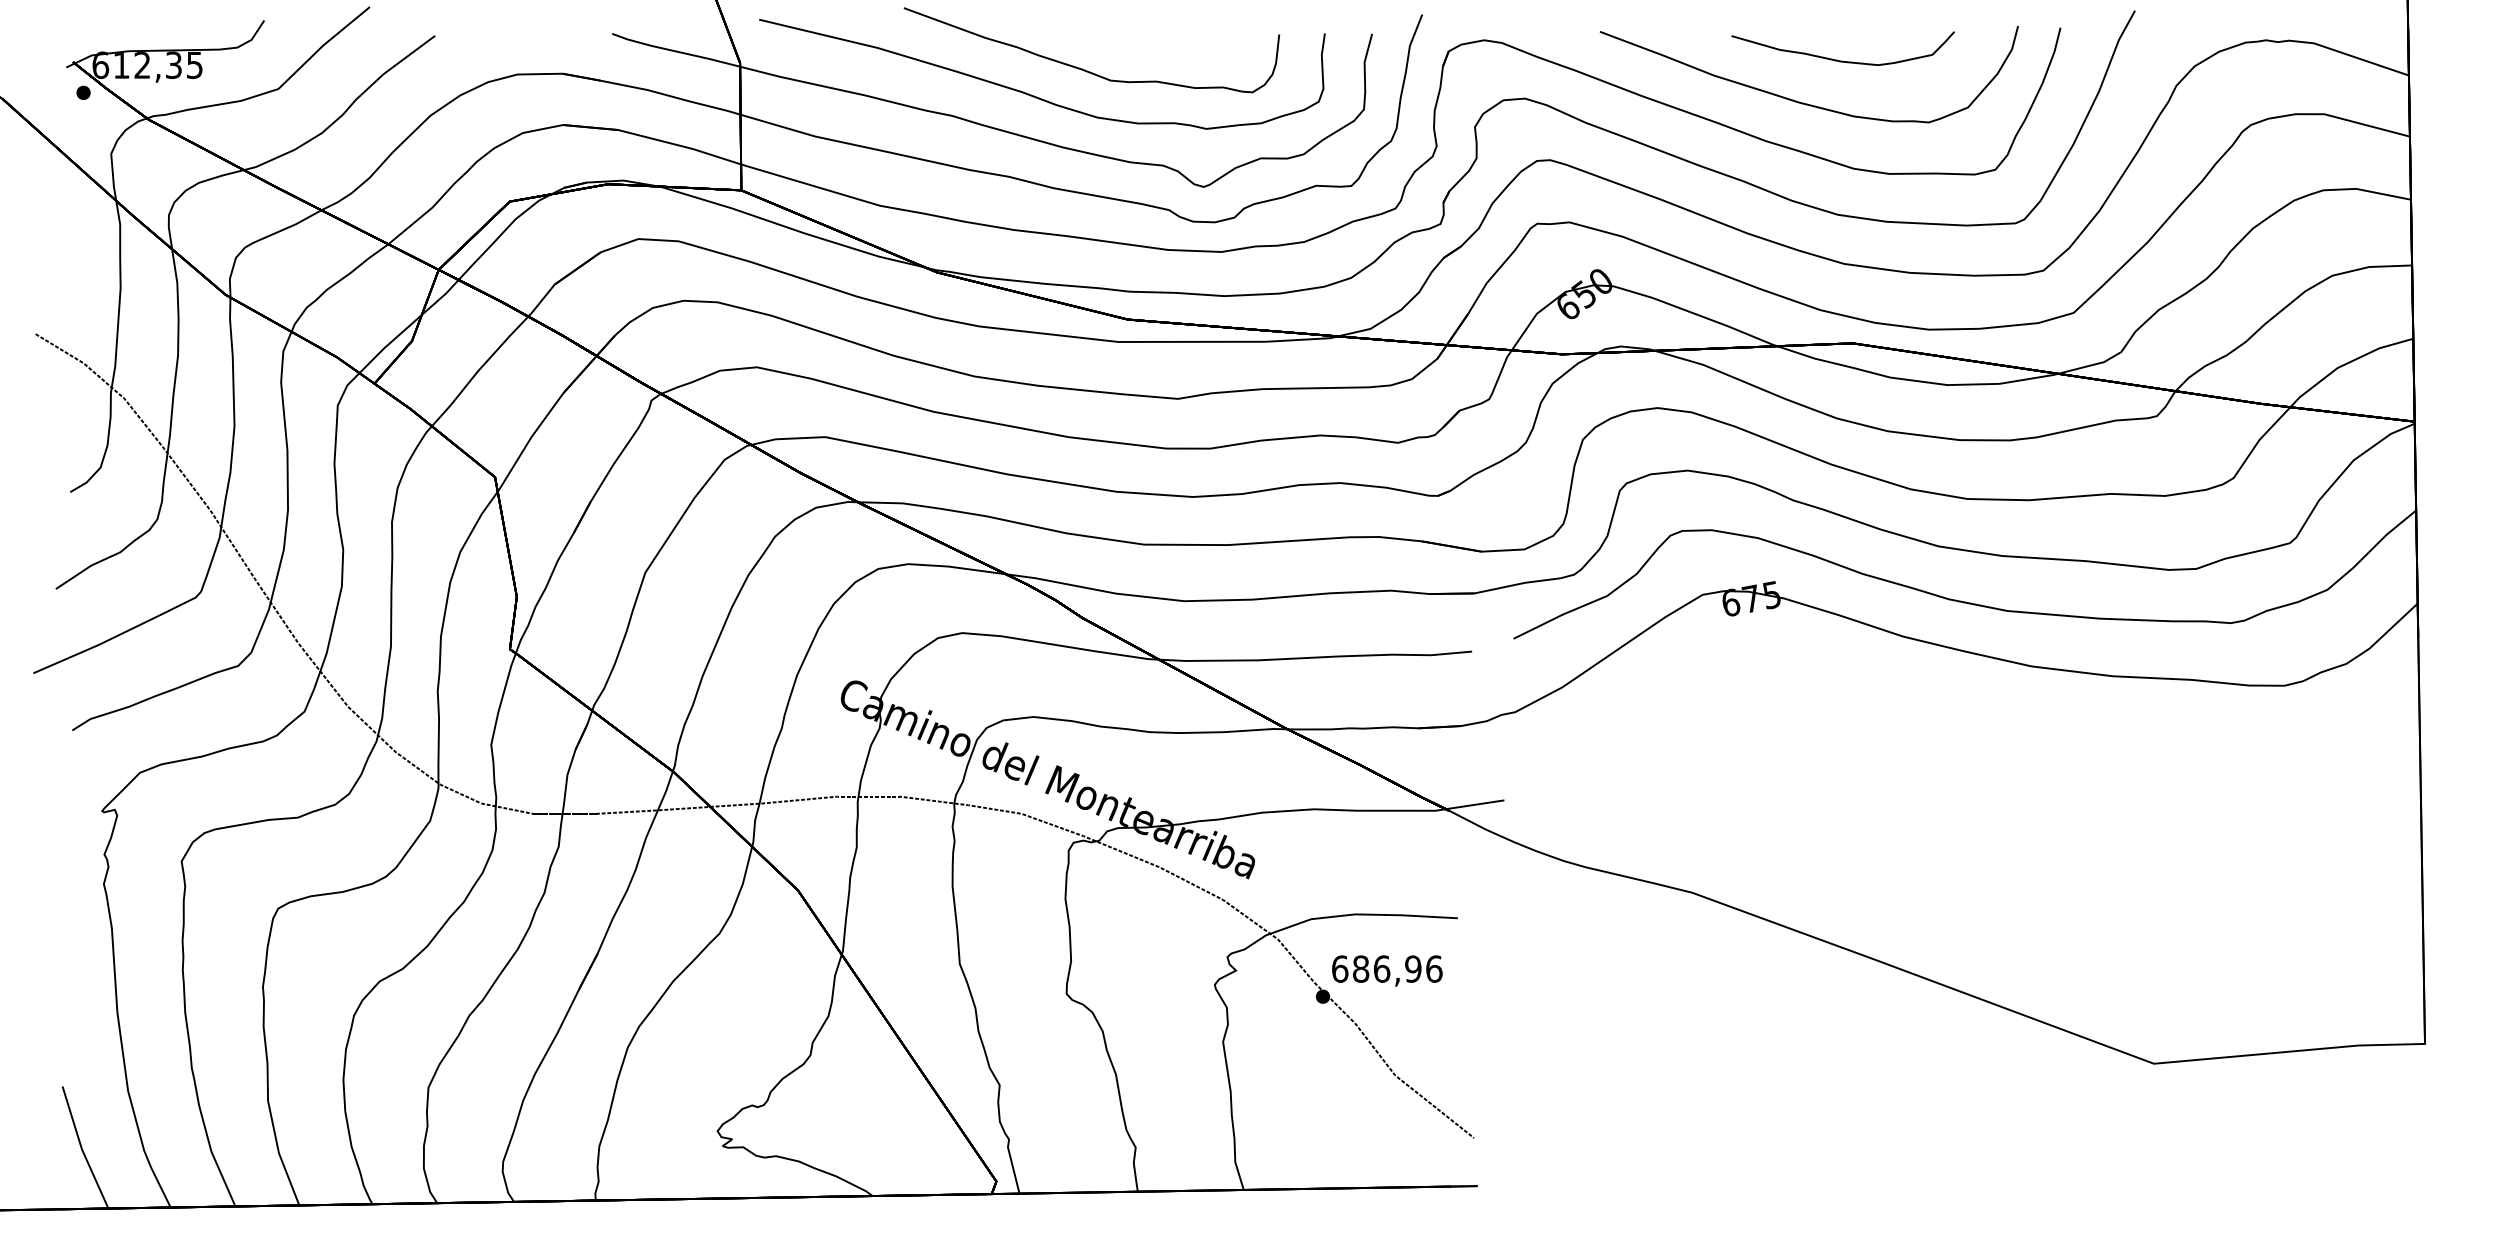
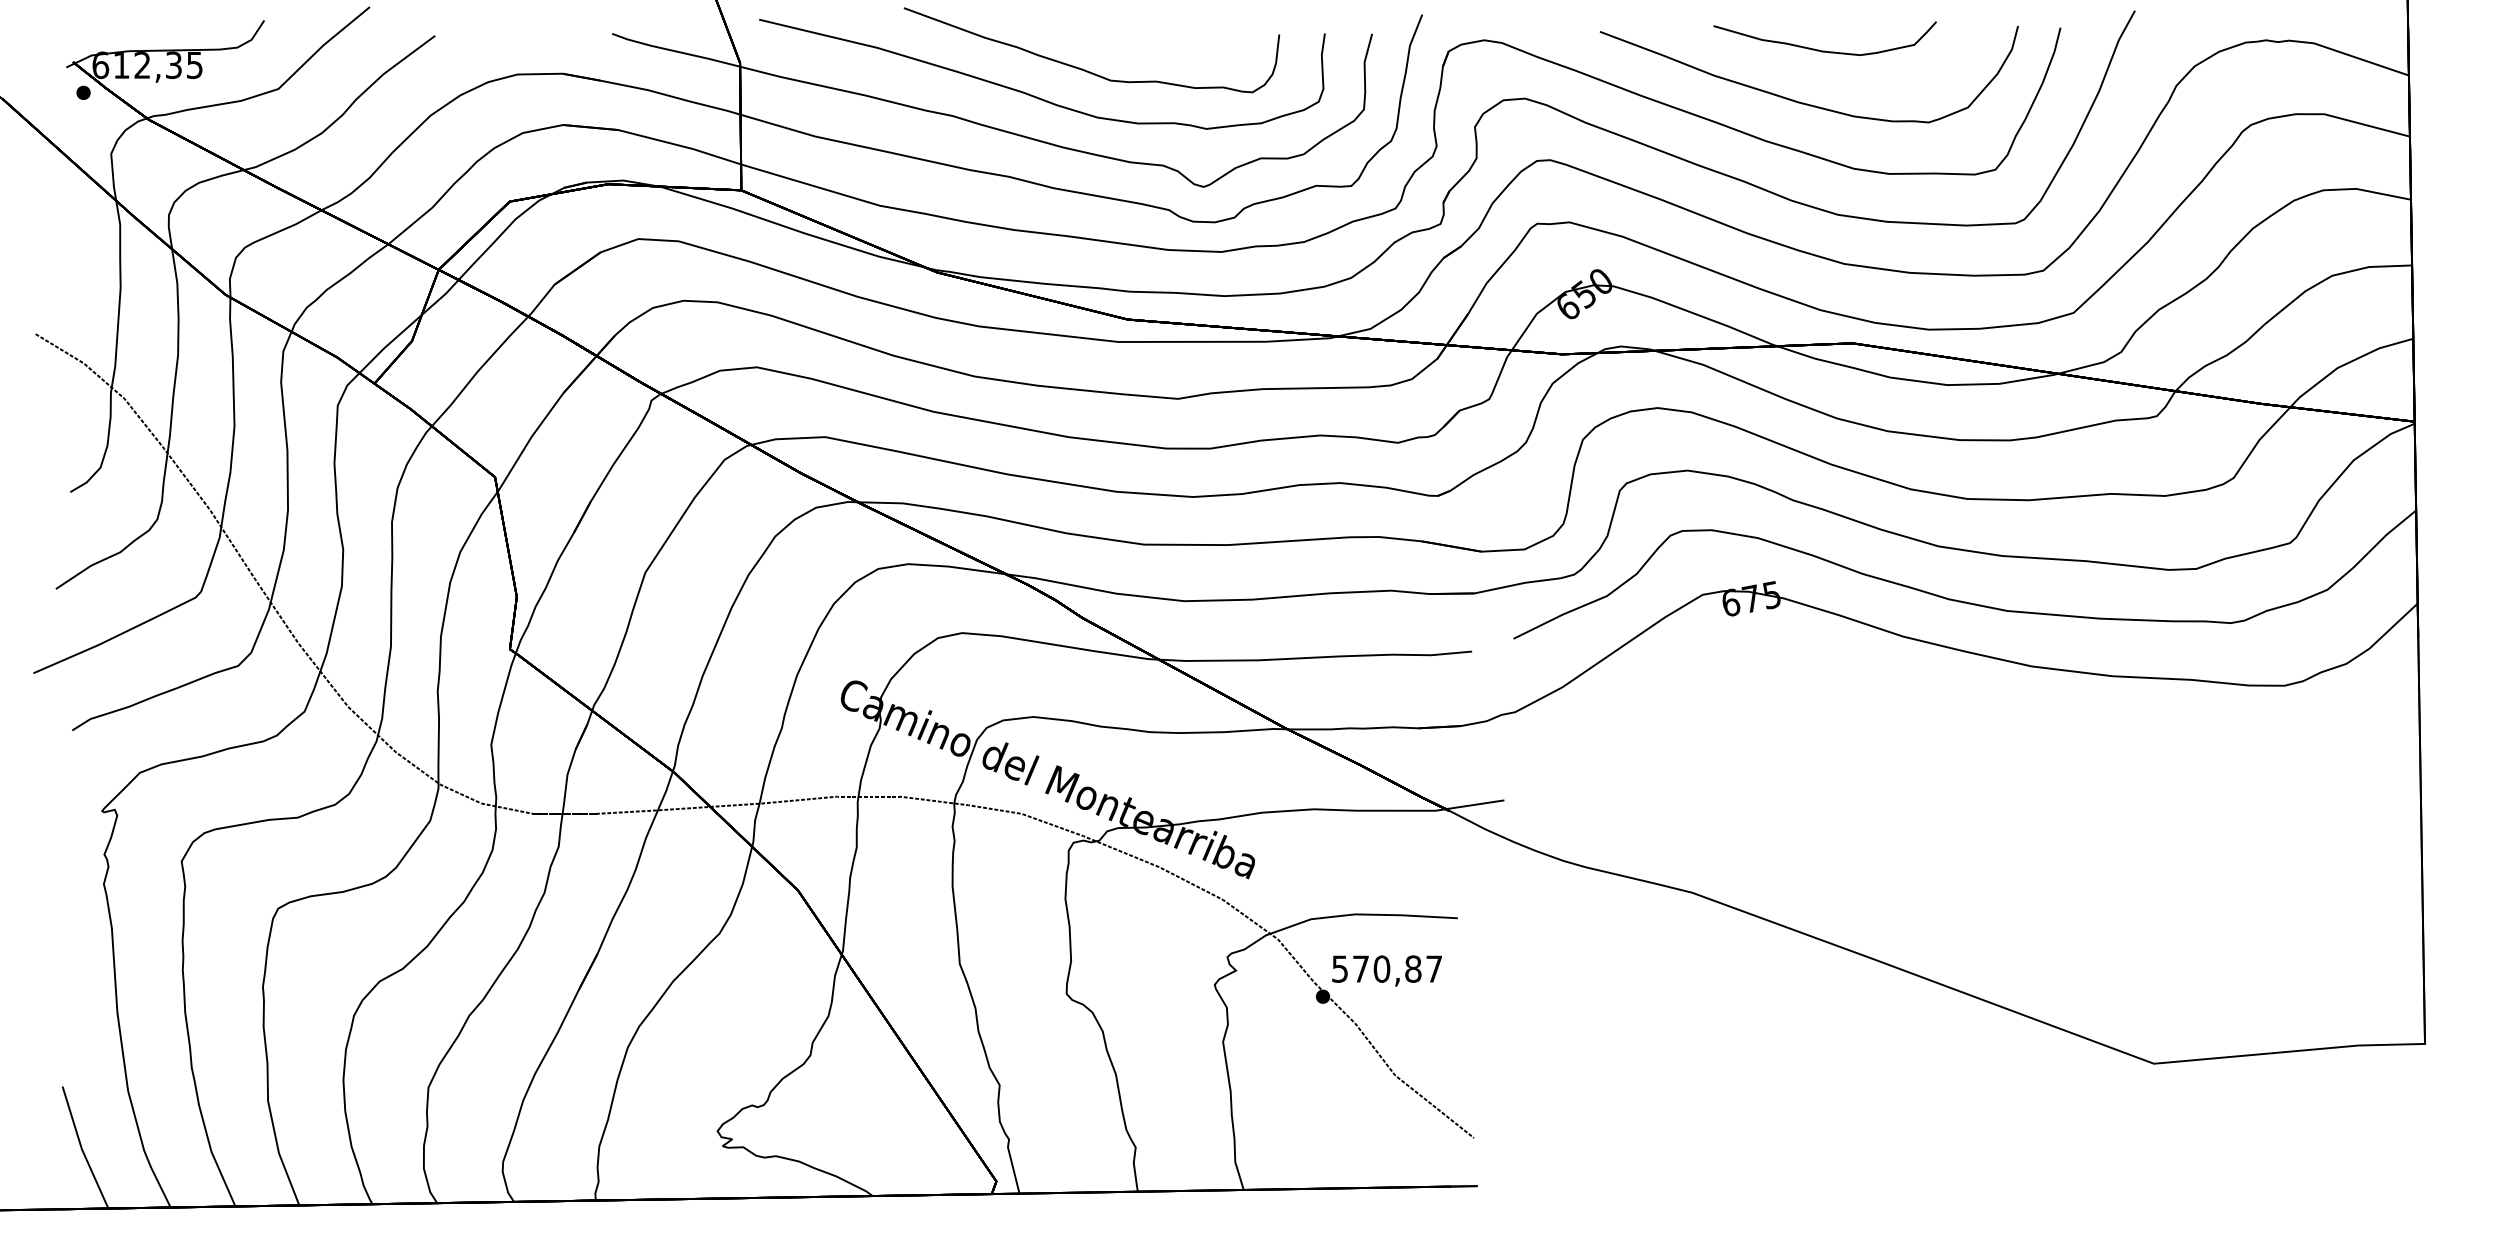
curve position: (1842, 60) -> (1824, 50) (1824, 50)
text: 686,96 -> 570,87 (1387, 968)
